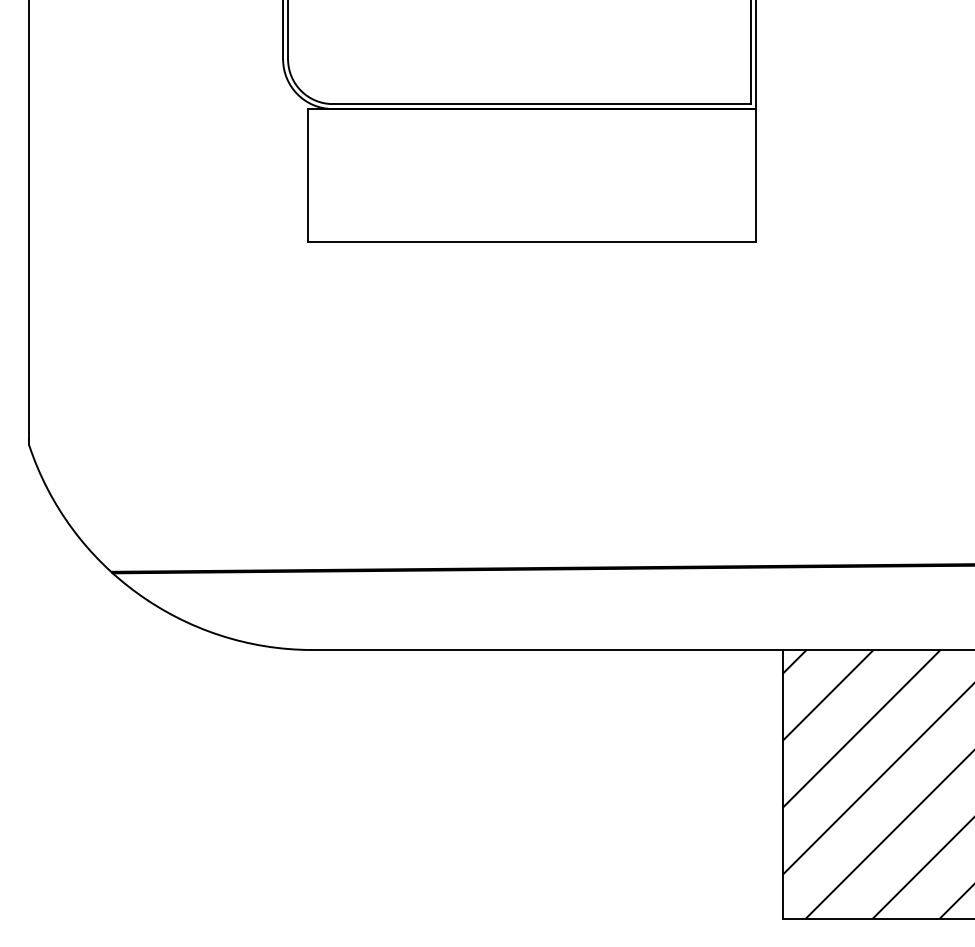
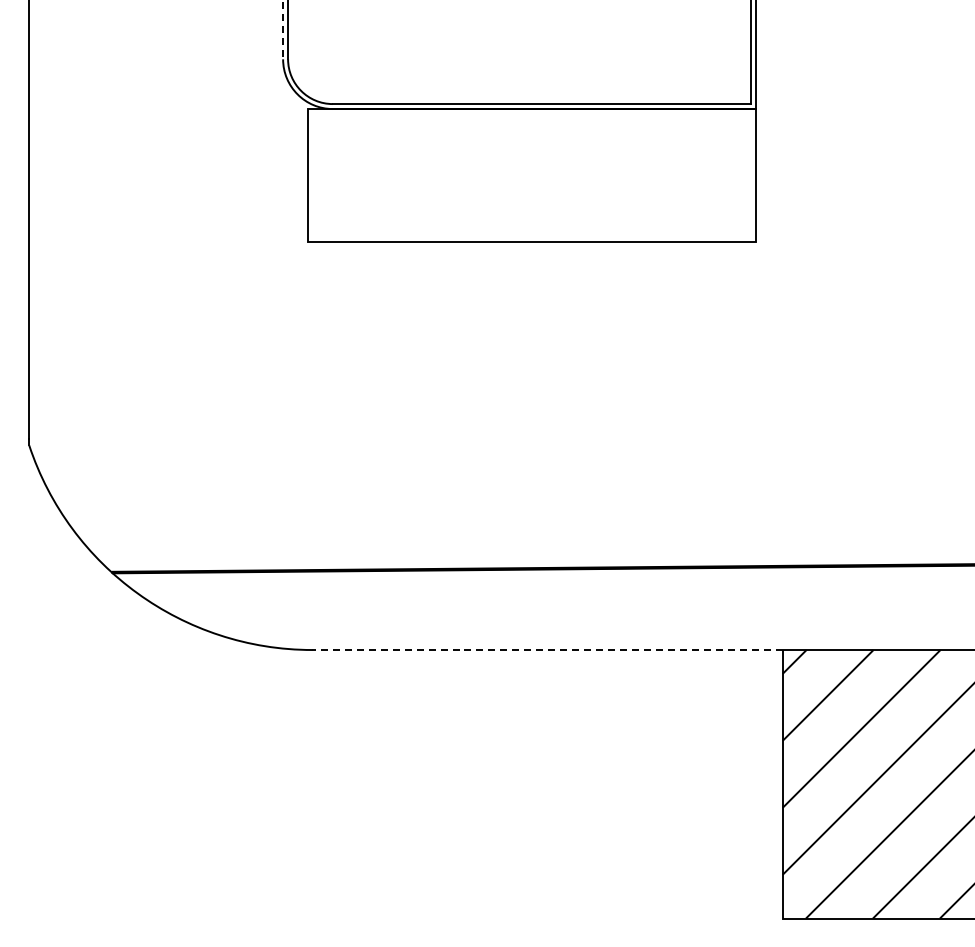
line: solid -> dashed (283, 30)
line: solid -> dashed (547, 650)
